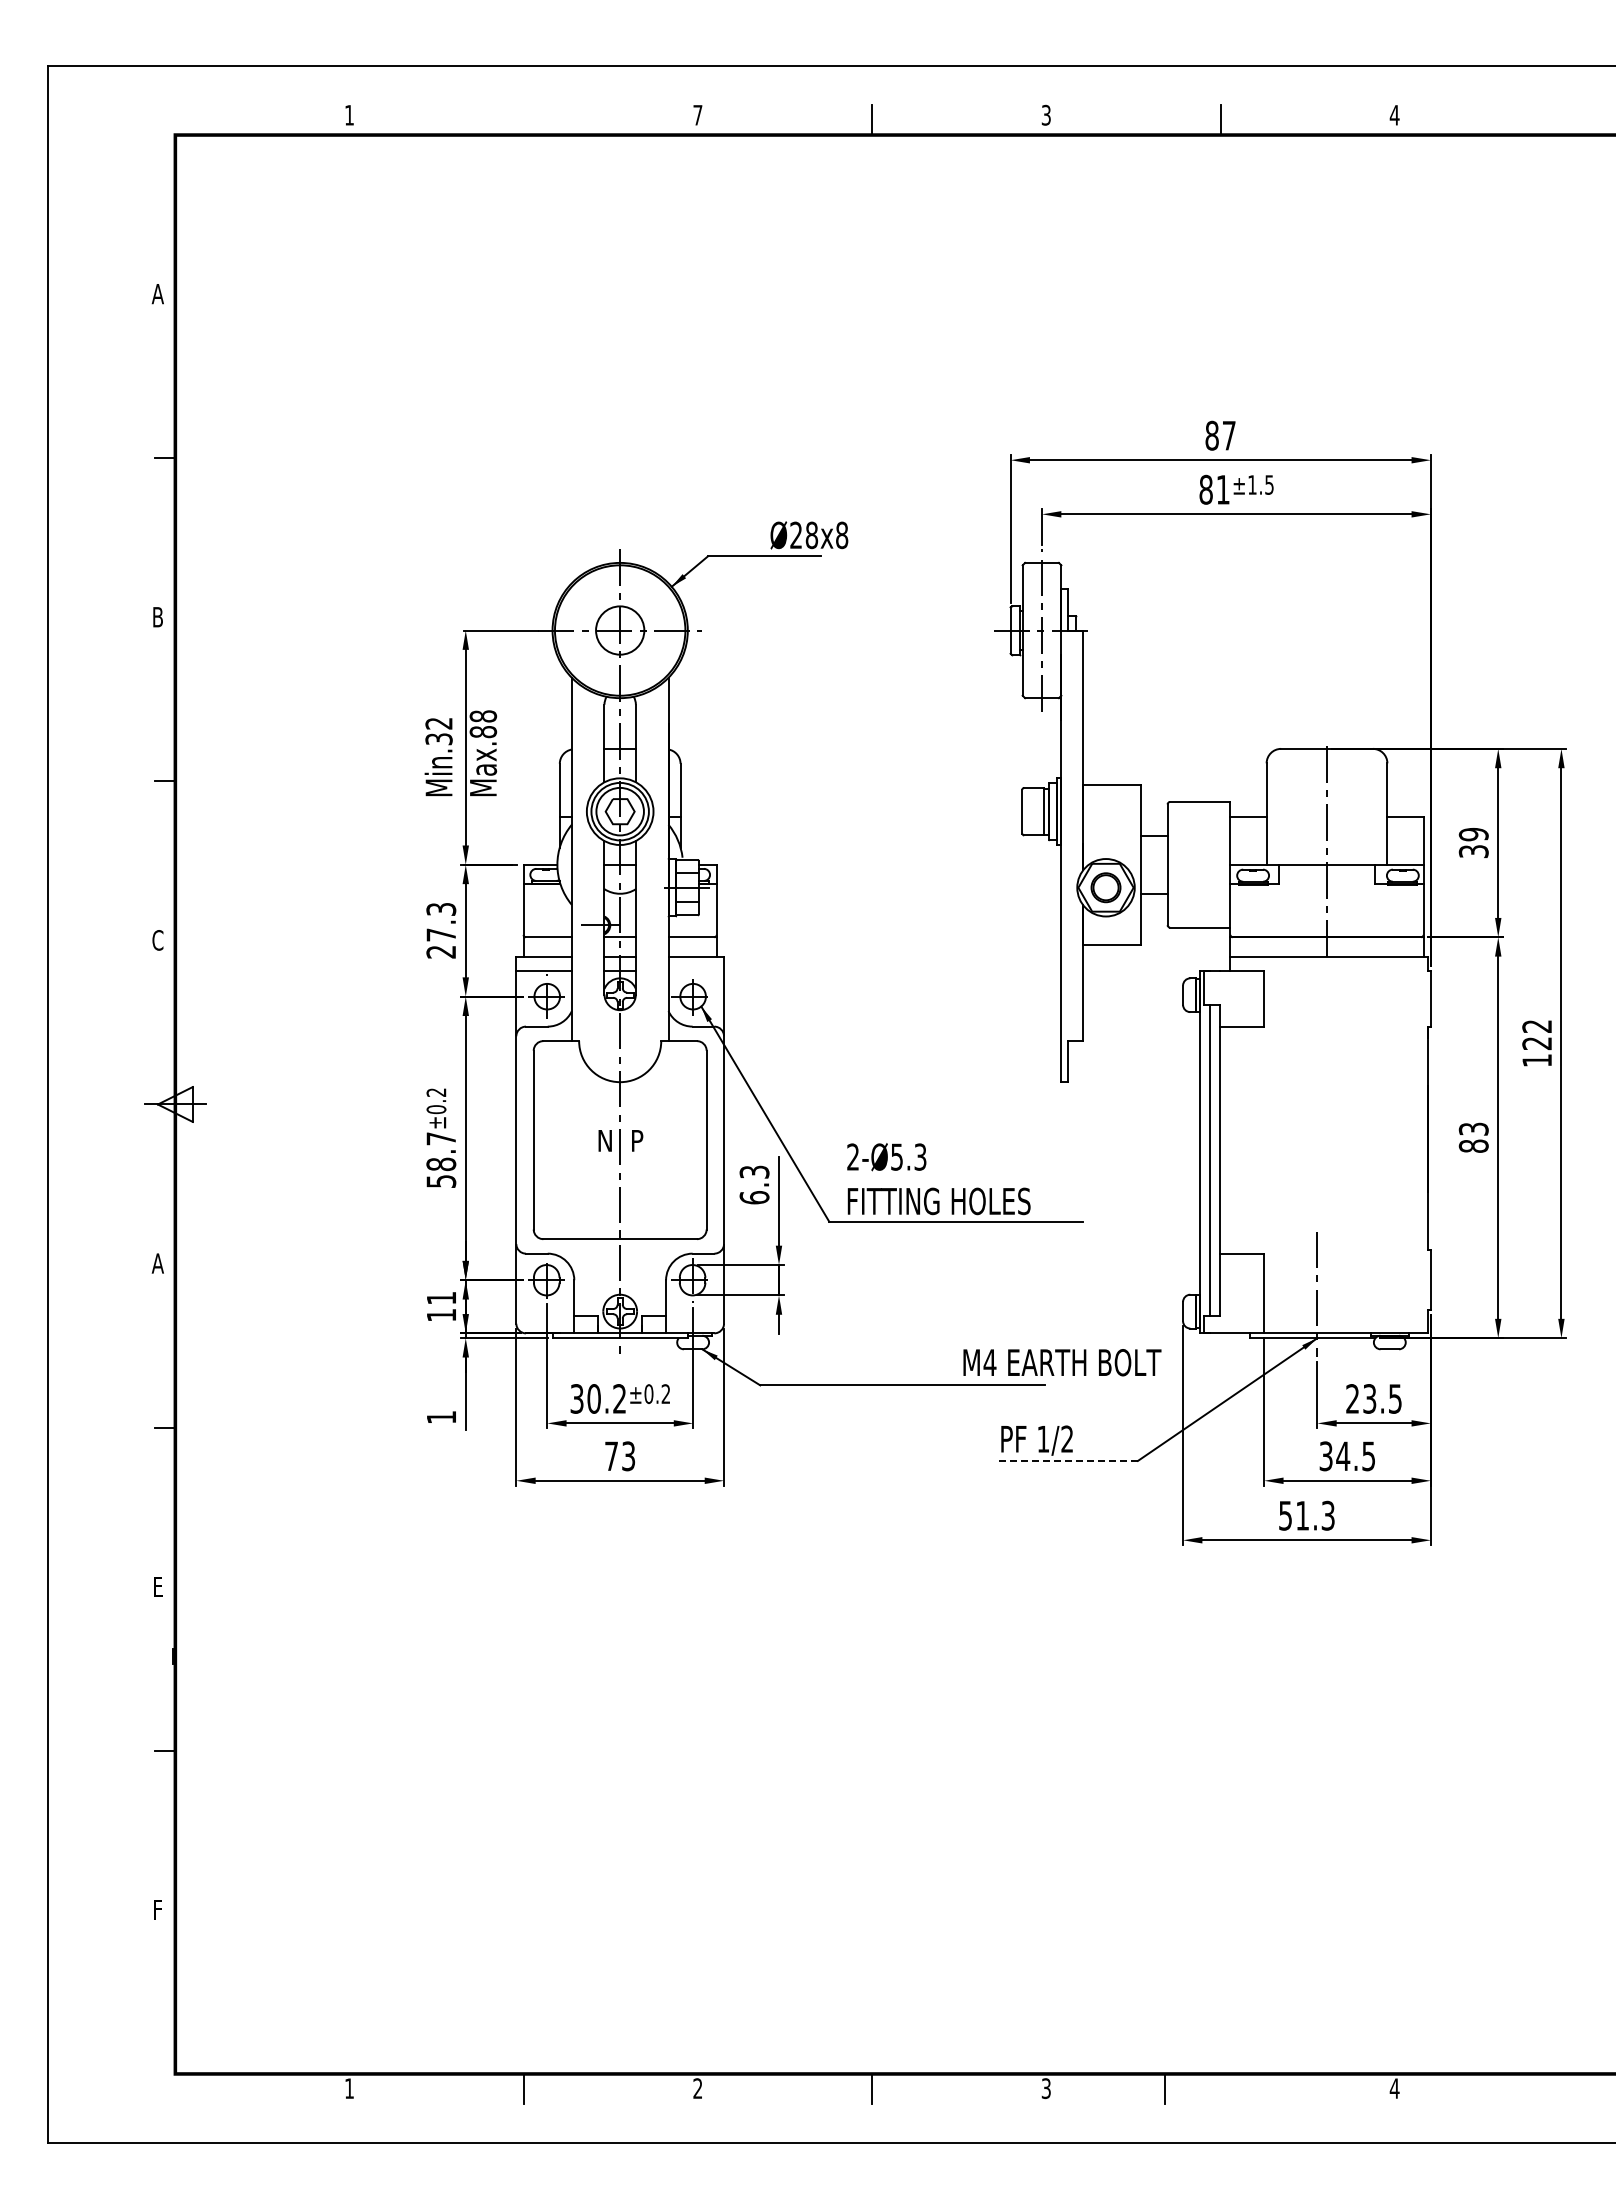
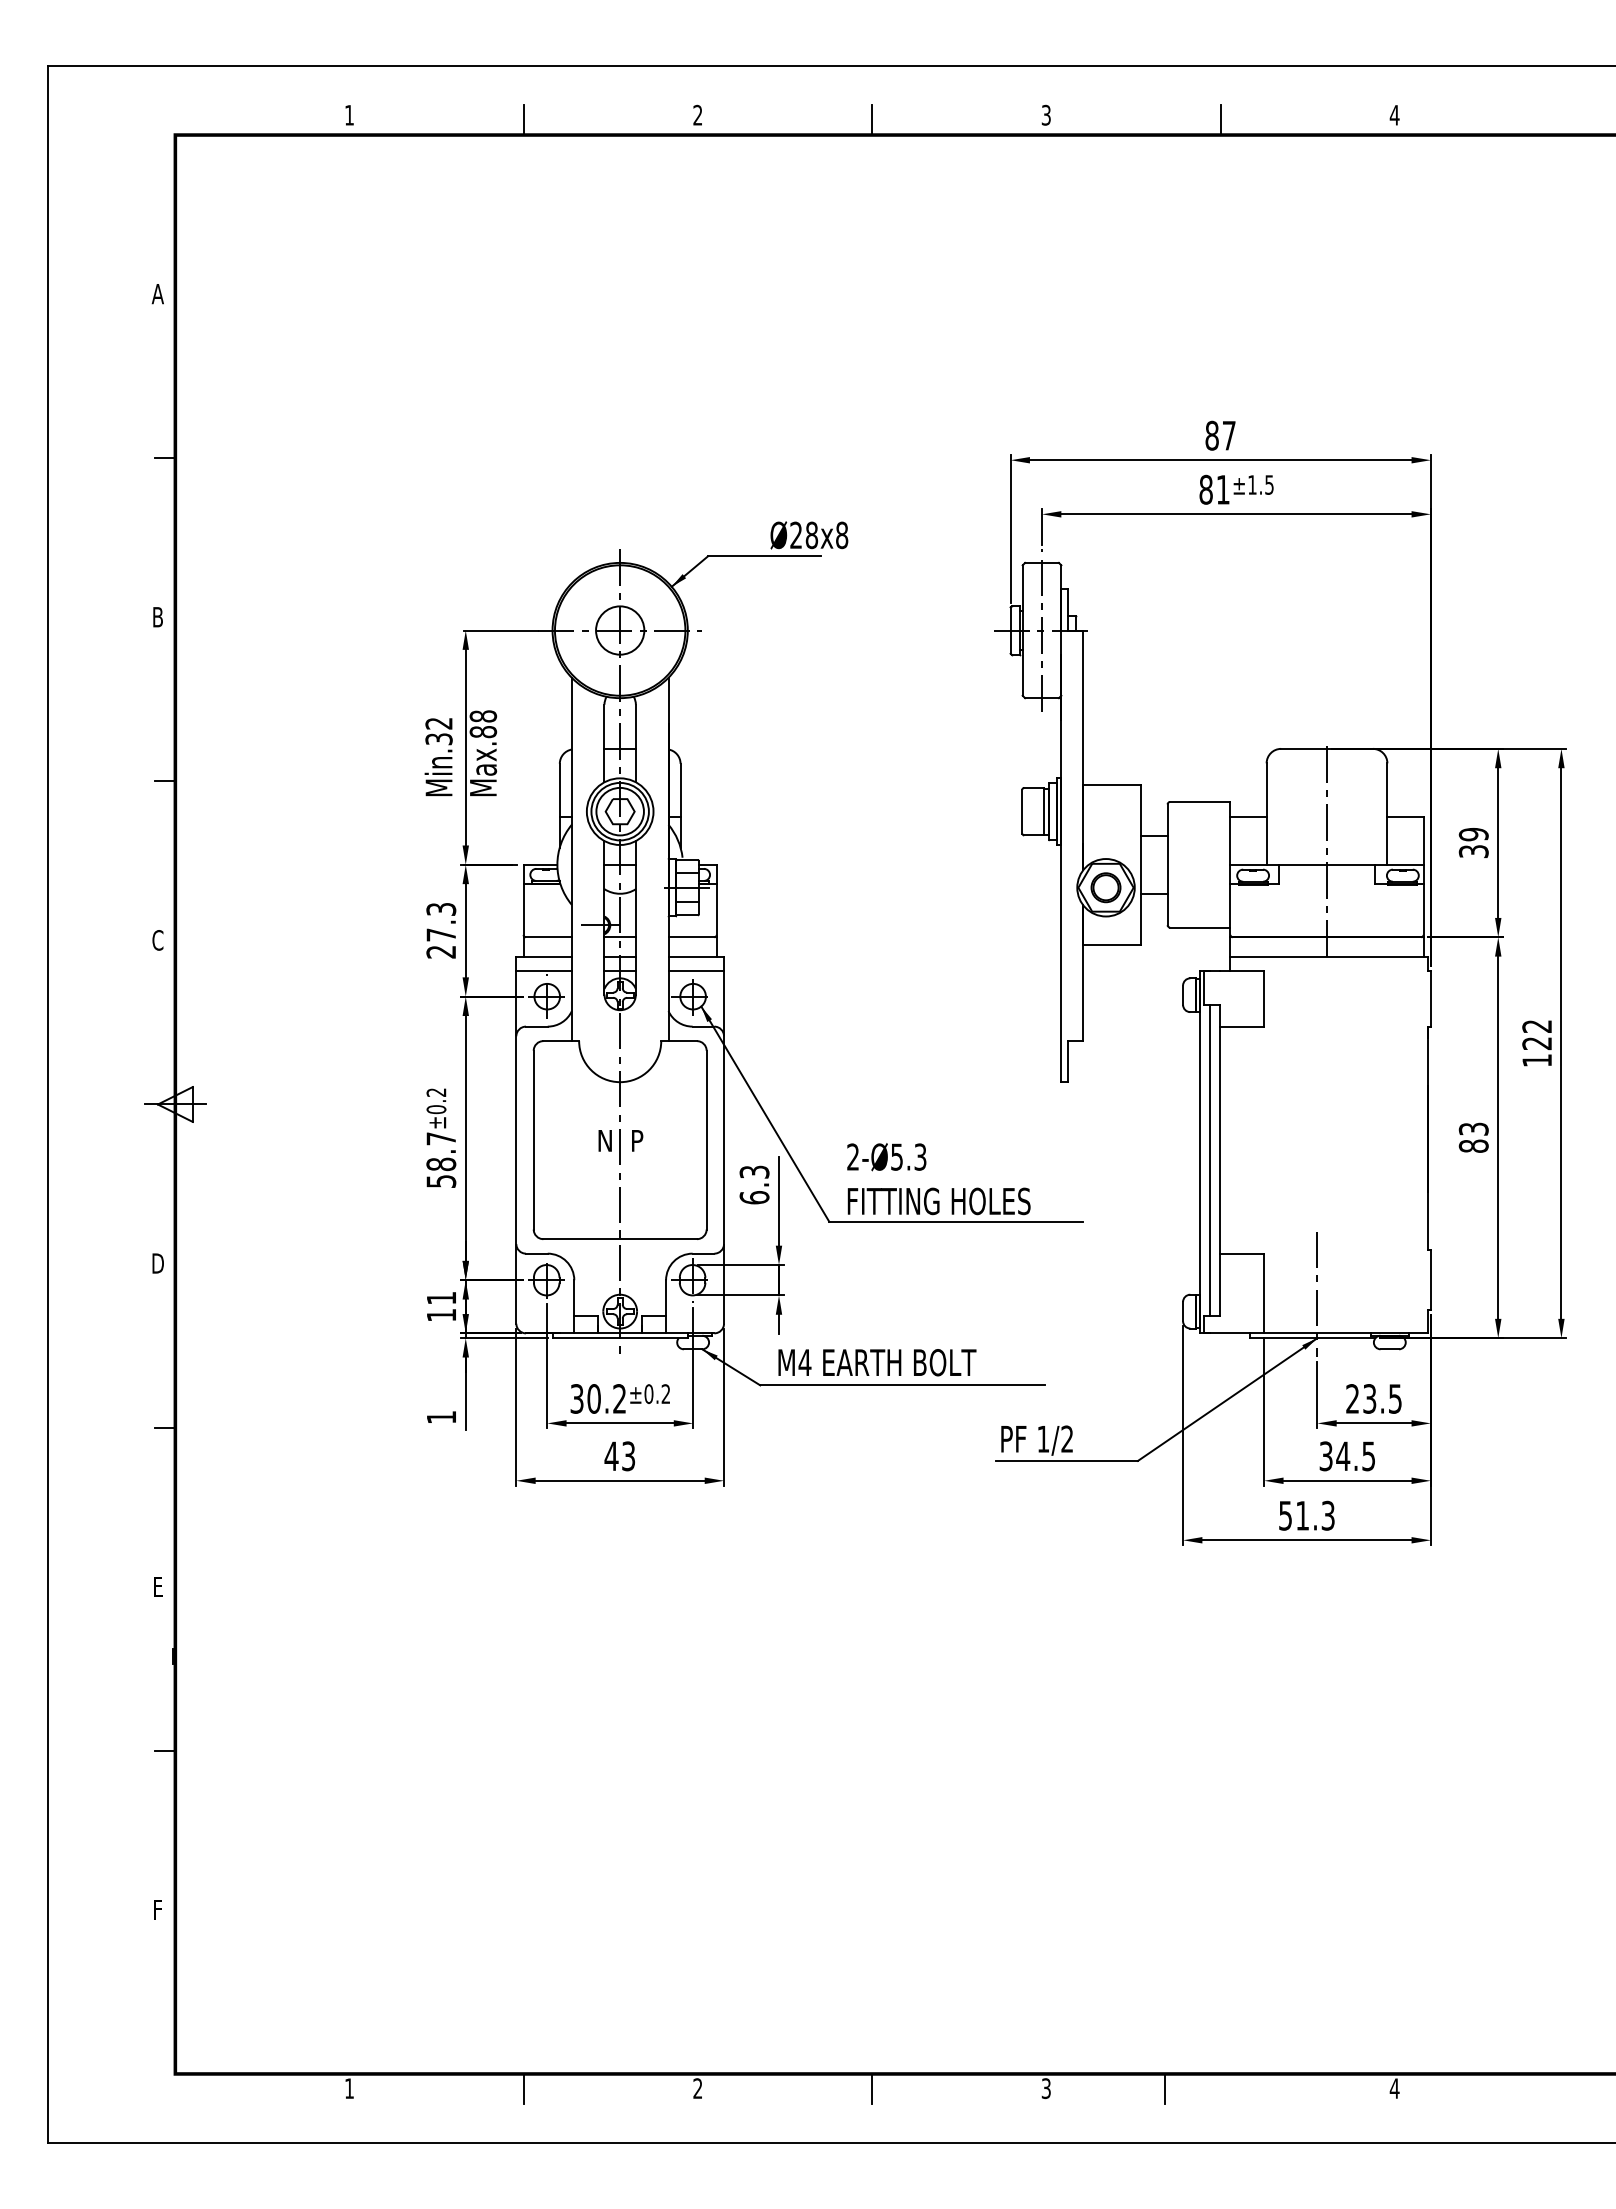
text: 7 -> 2 (697, 114)
line: none -> present (523, 119)
line: none -> present (696, 971)
text: A -> D (157, 1263)
text position: (1062, 1362) -> (877, 1362) (877, 1362)
text: 73 -> 43 (611, 1455)
line: dashed -> solid (1066, 1460)
